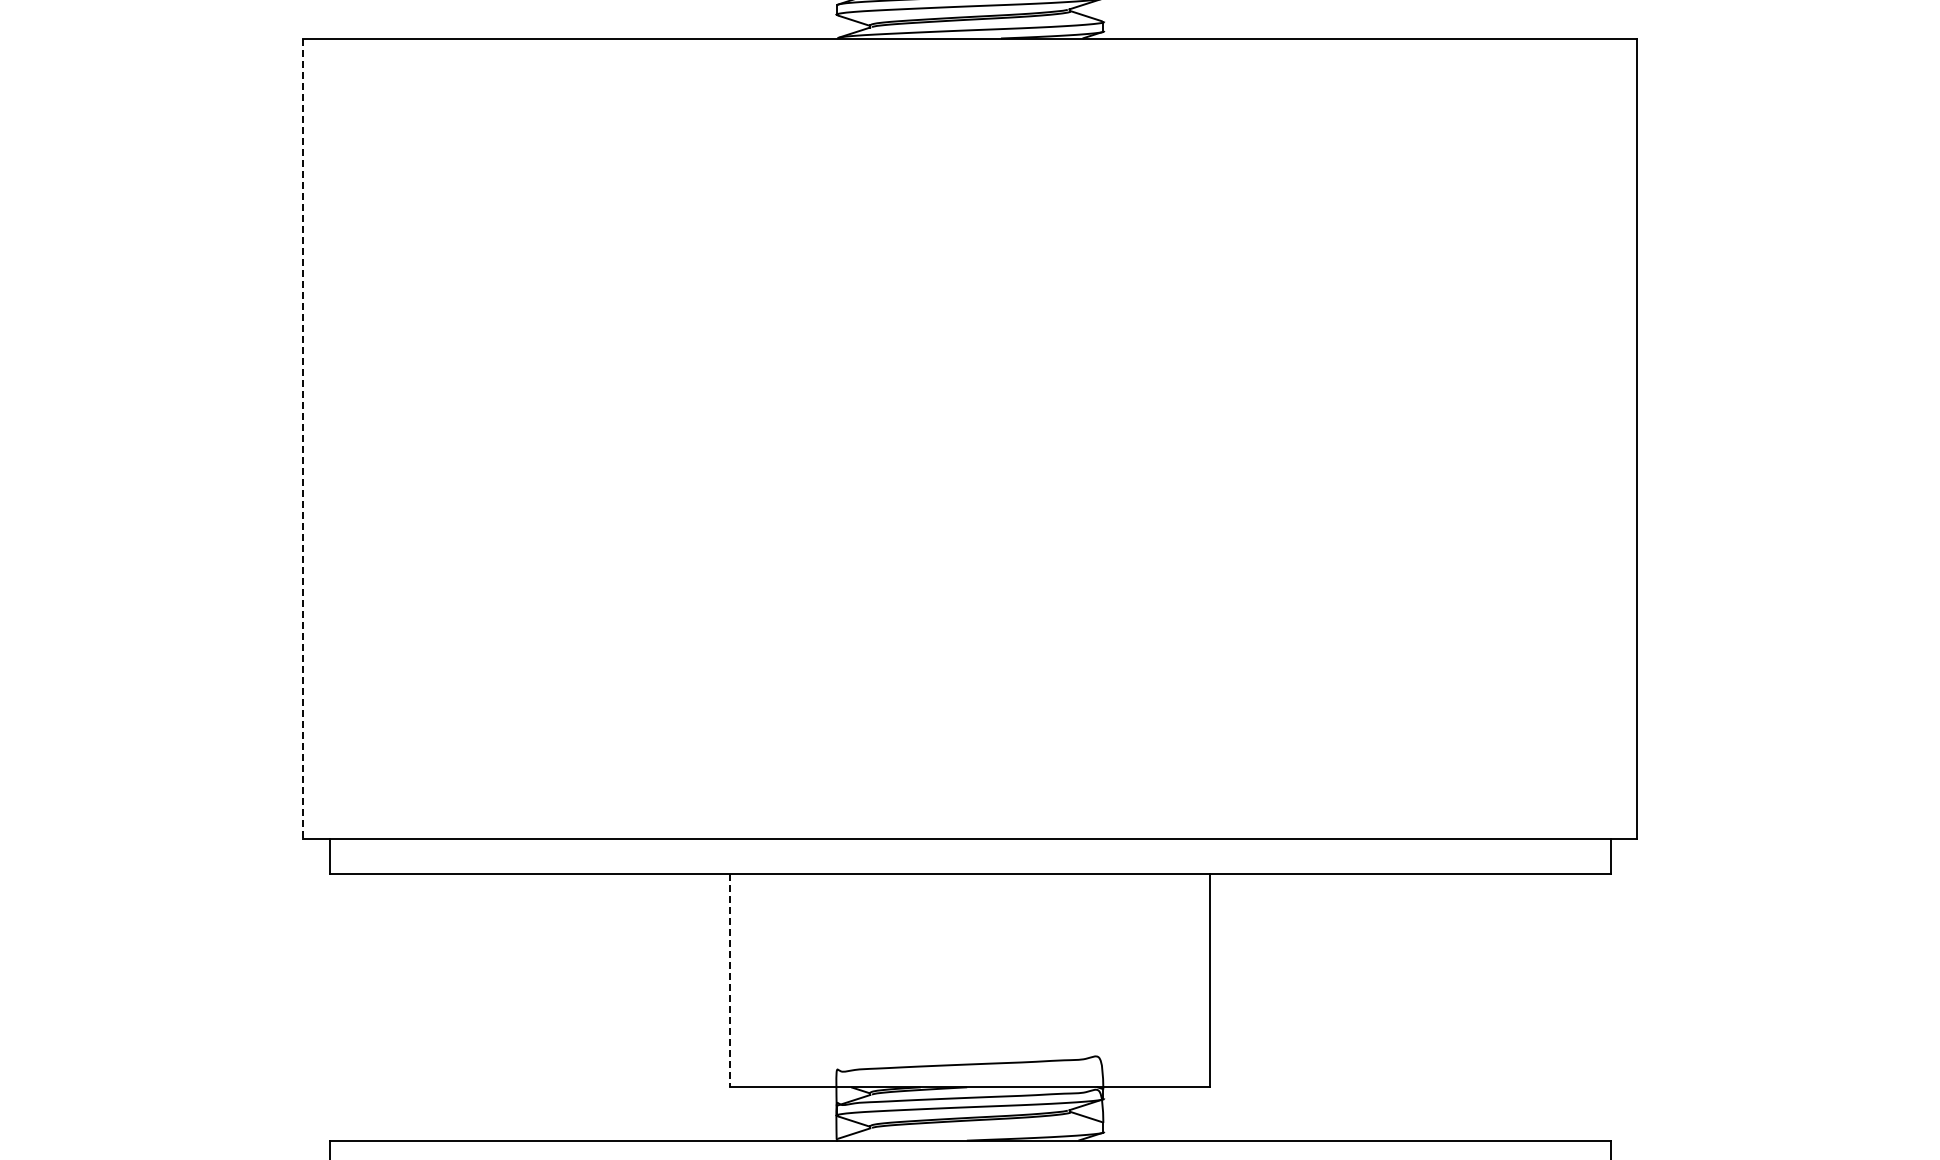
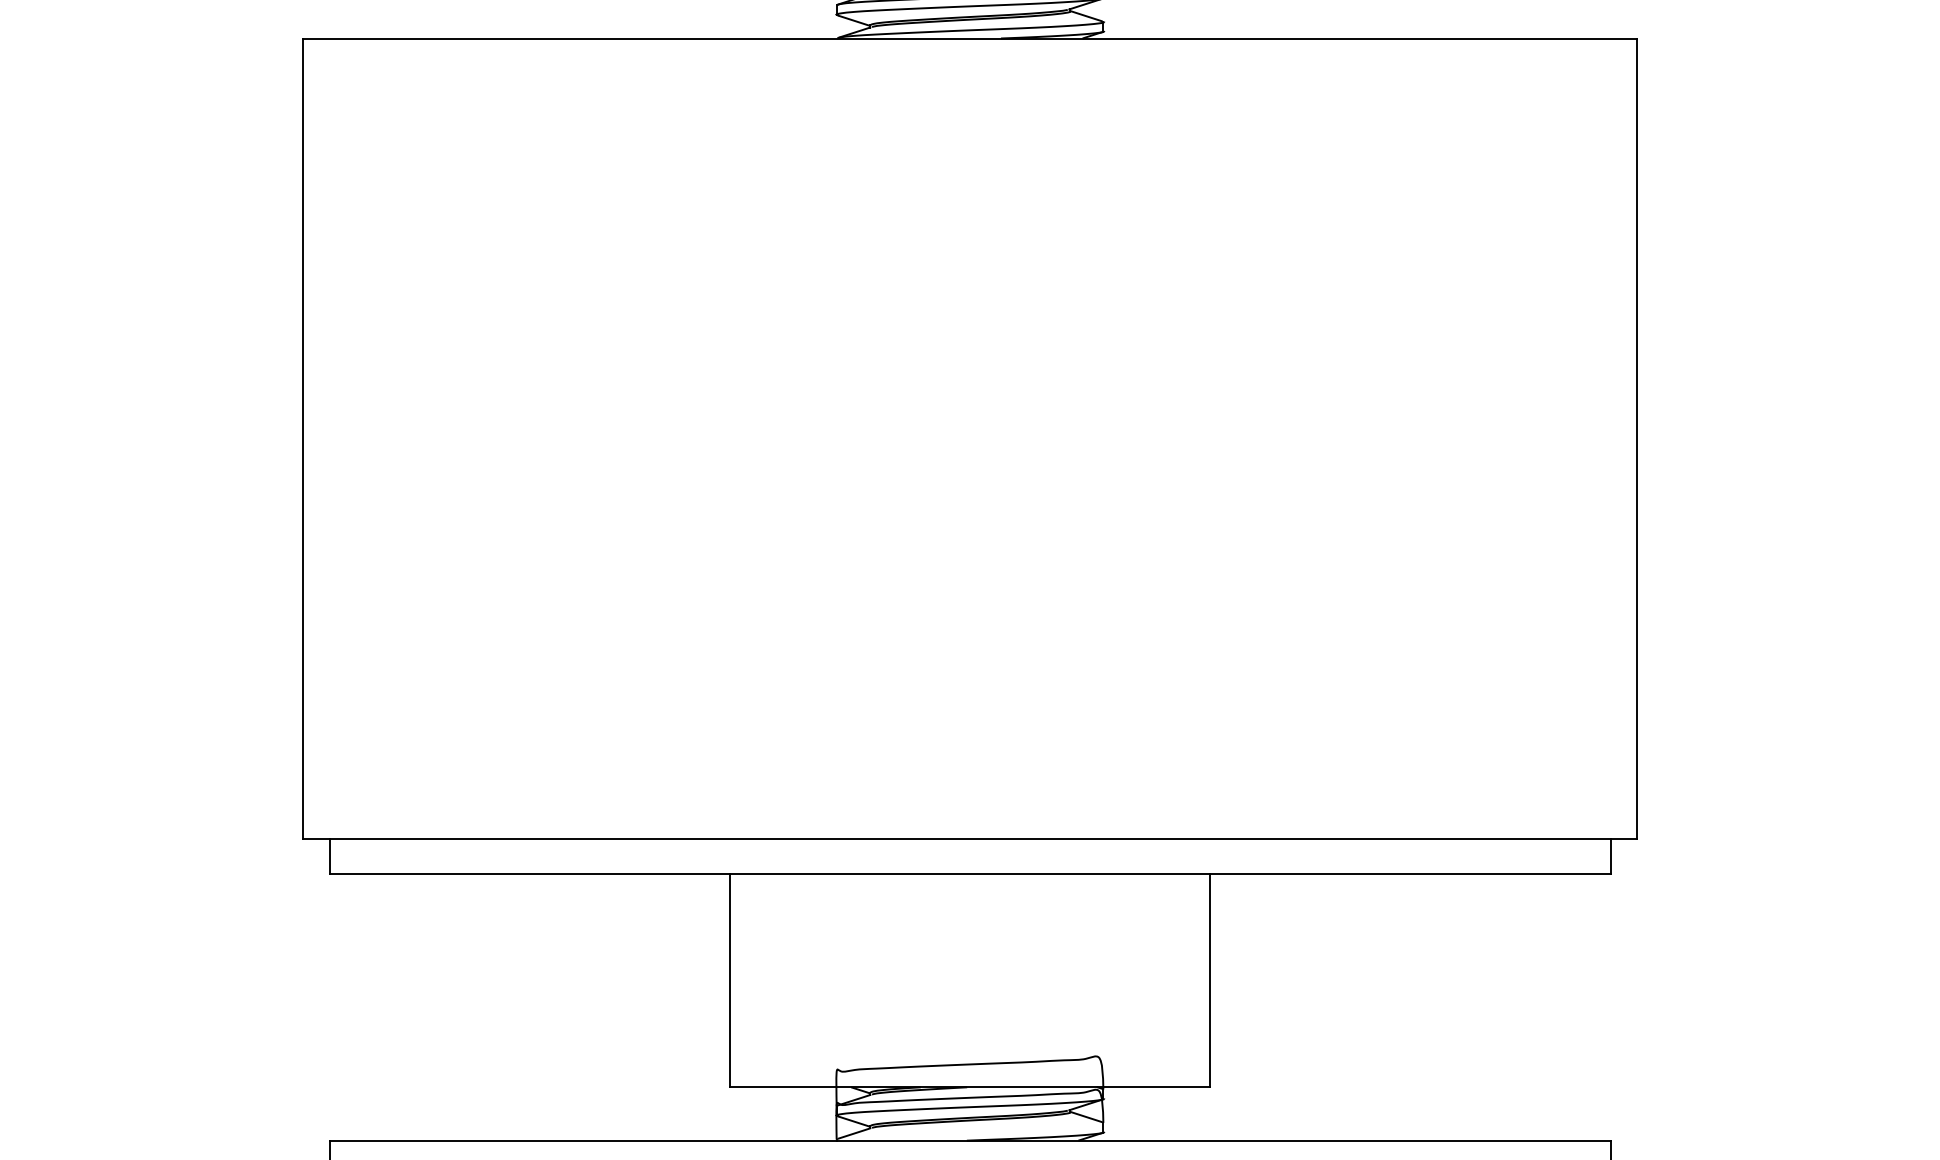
line: dashed -> solid (302, 439)
line: dashed -> solid (729, 980)
